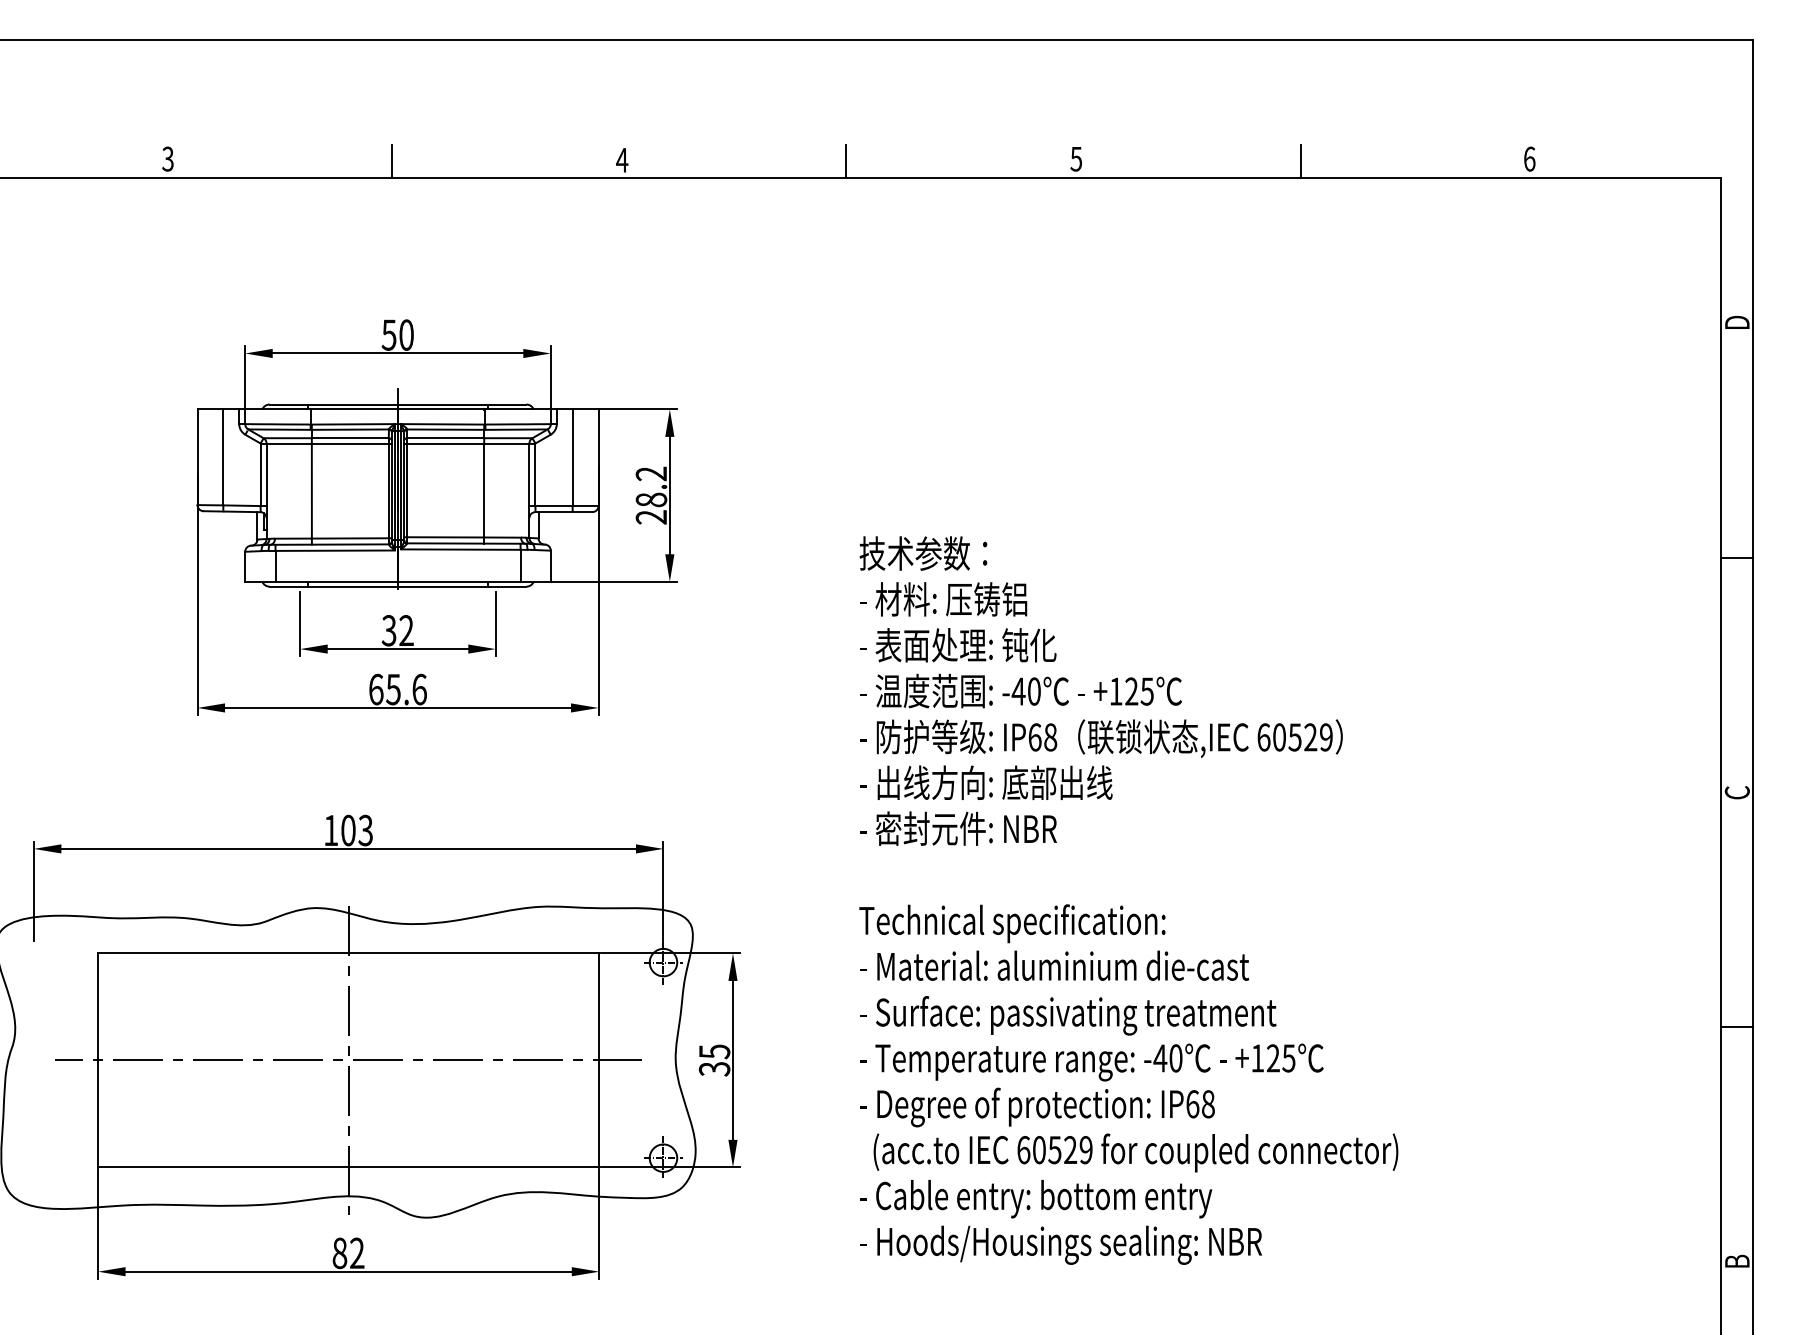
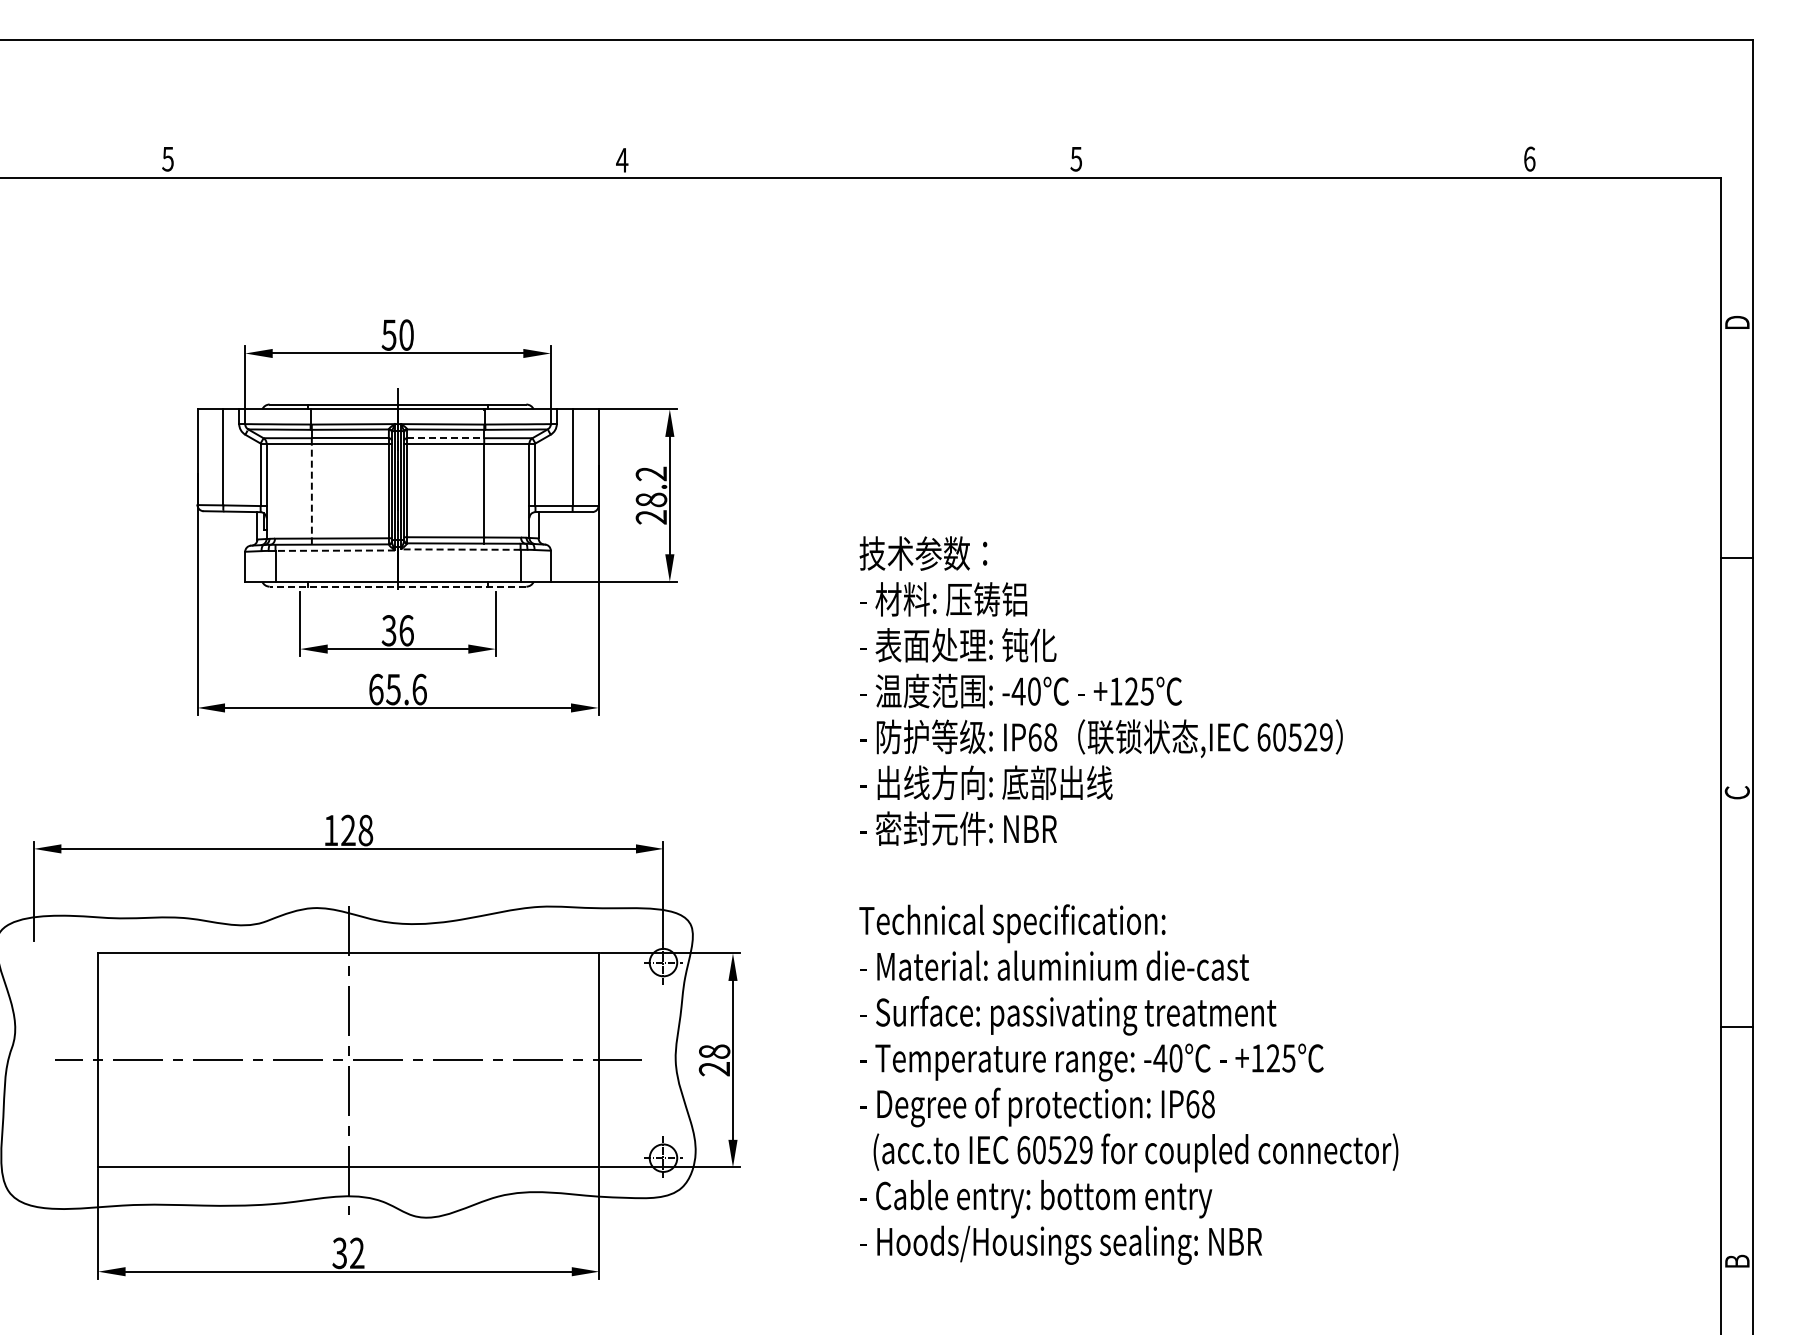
text: 3 -> 5 (167, 158)
line: present -> none (392, 161)
line: present -> none (846, 161)
line: present -> none (1300, 161)
line: solid -> dashed (445, 438)
line: solid -> dashed (311, 494)
line: solid -> dashed (460, 549)
line: solid -> dashed (335, 550)
line: solid -> dashed (397, 586)
text: 32 -> 36 (406, 630)
text: 103 -> 128 (357, 830)
text: 35 -> 28 (714, 1060)
text: 82 -> 32 (339, 1252)
